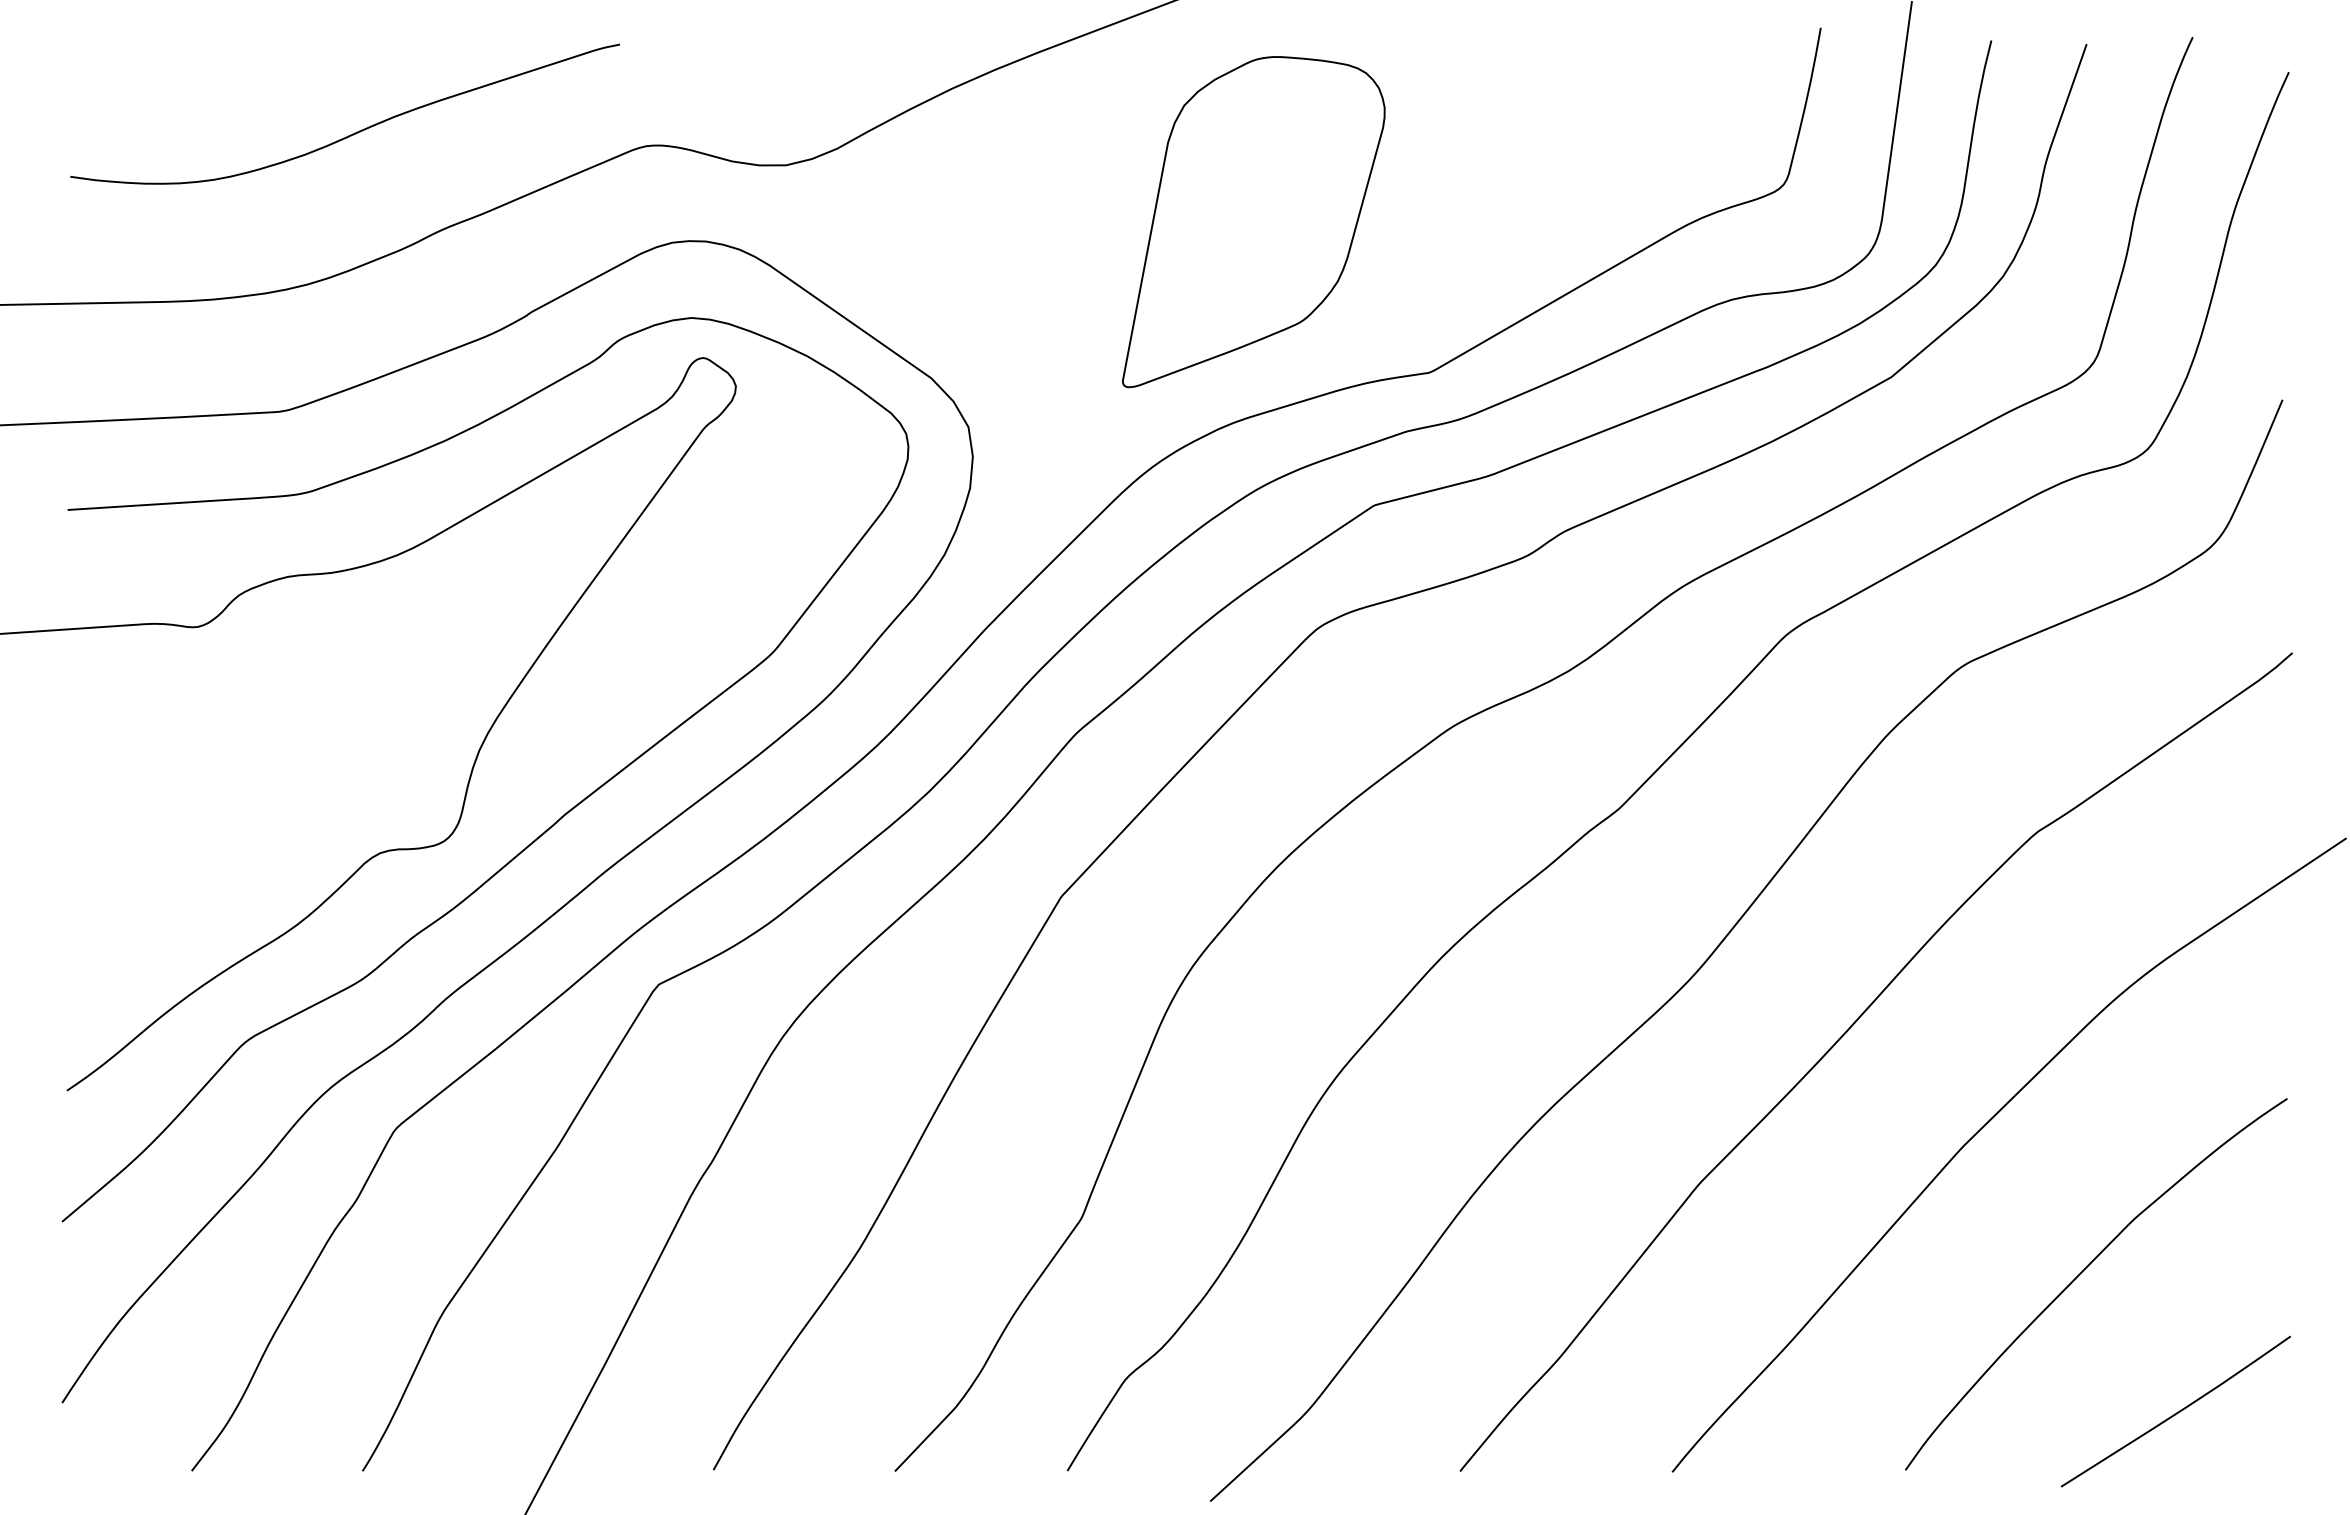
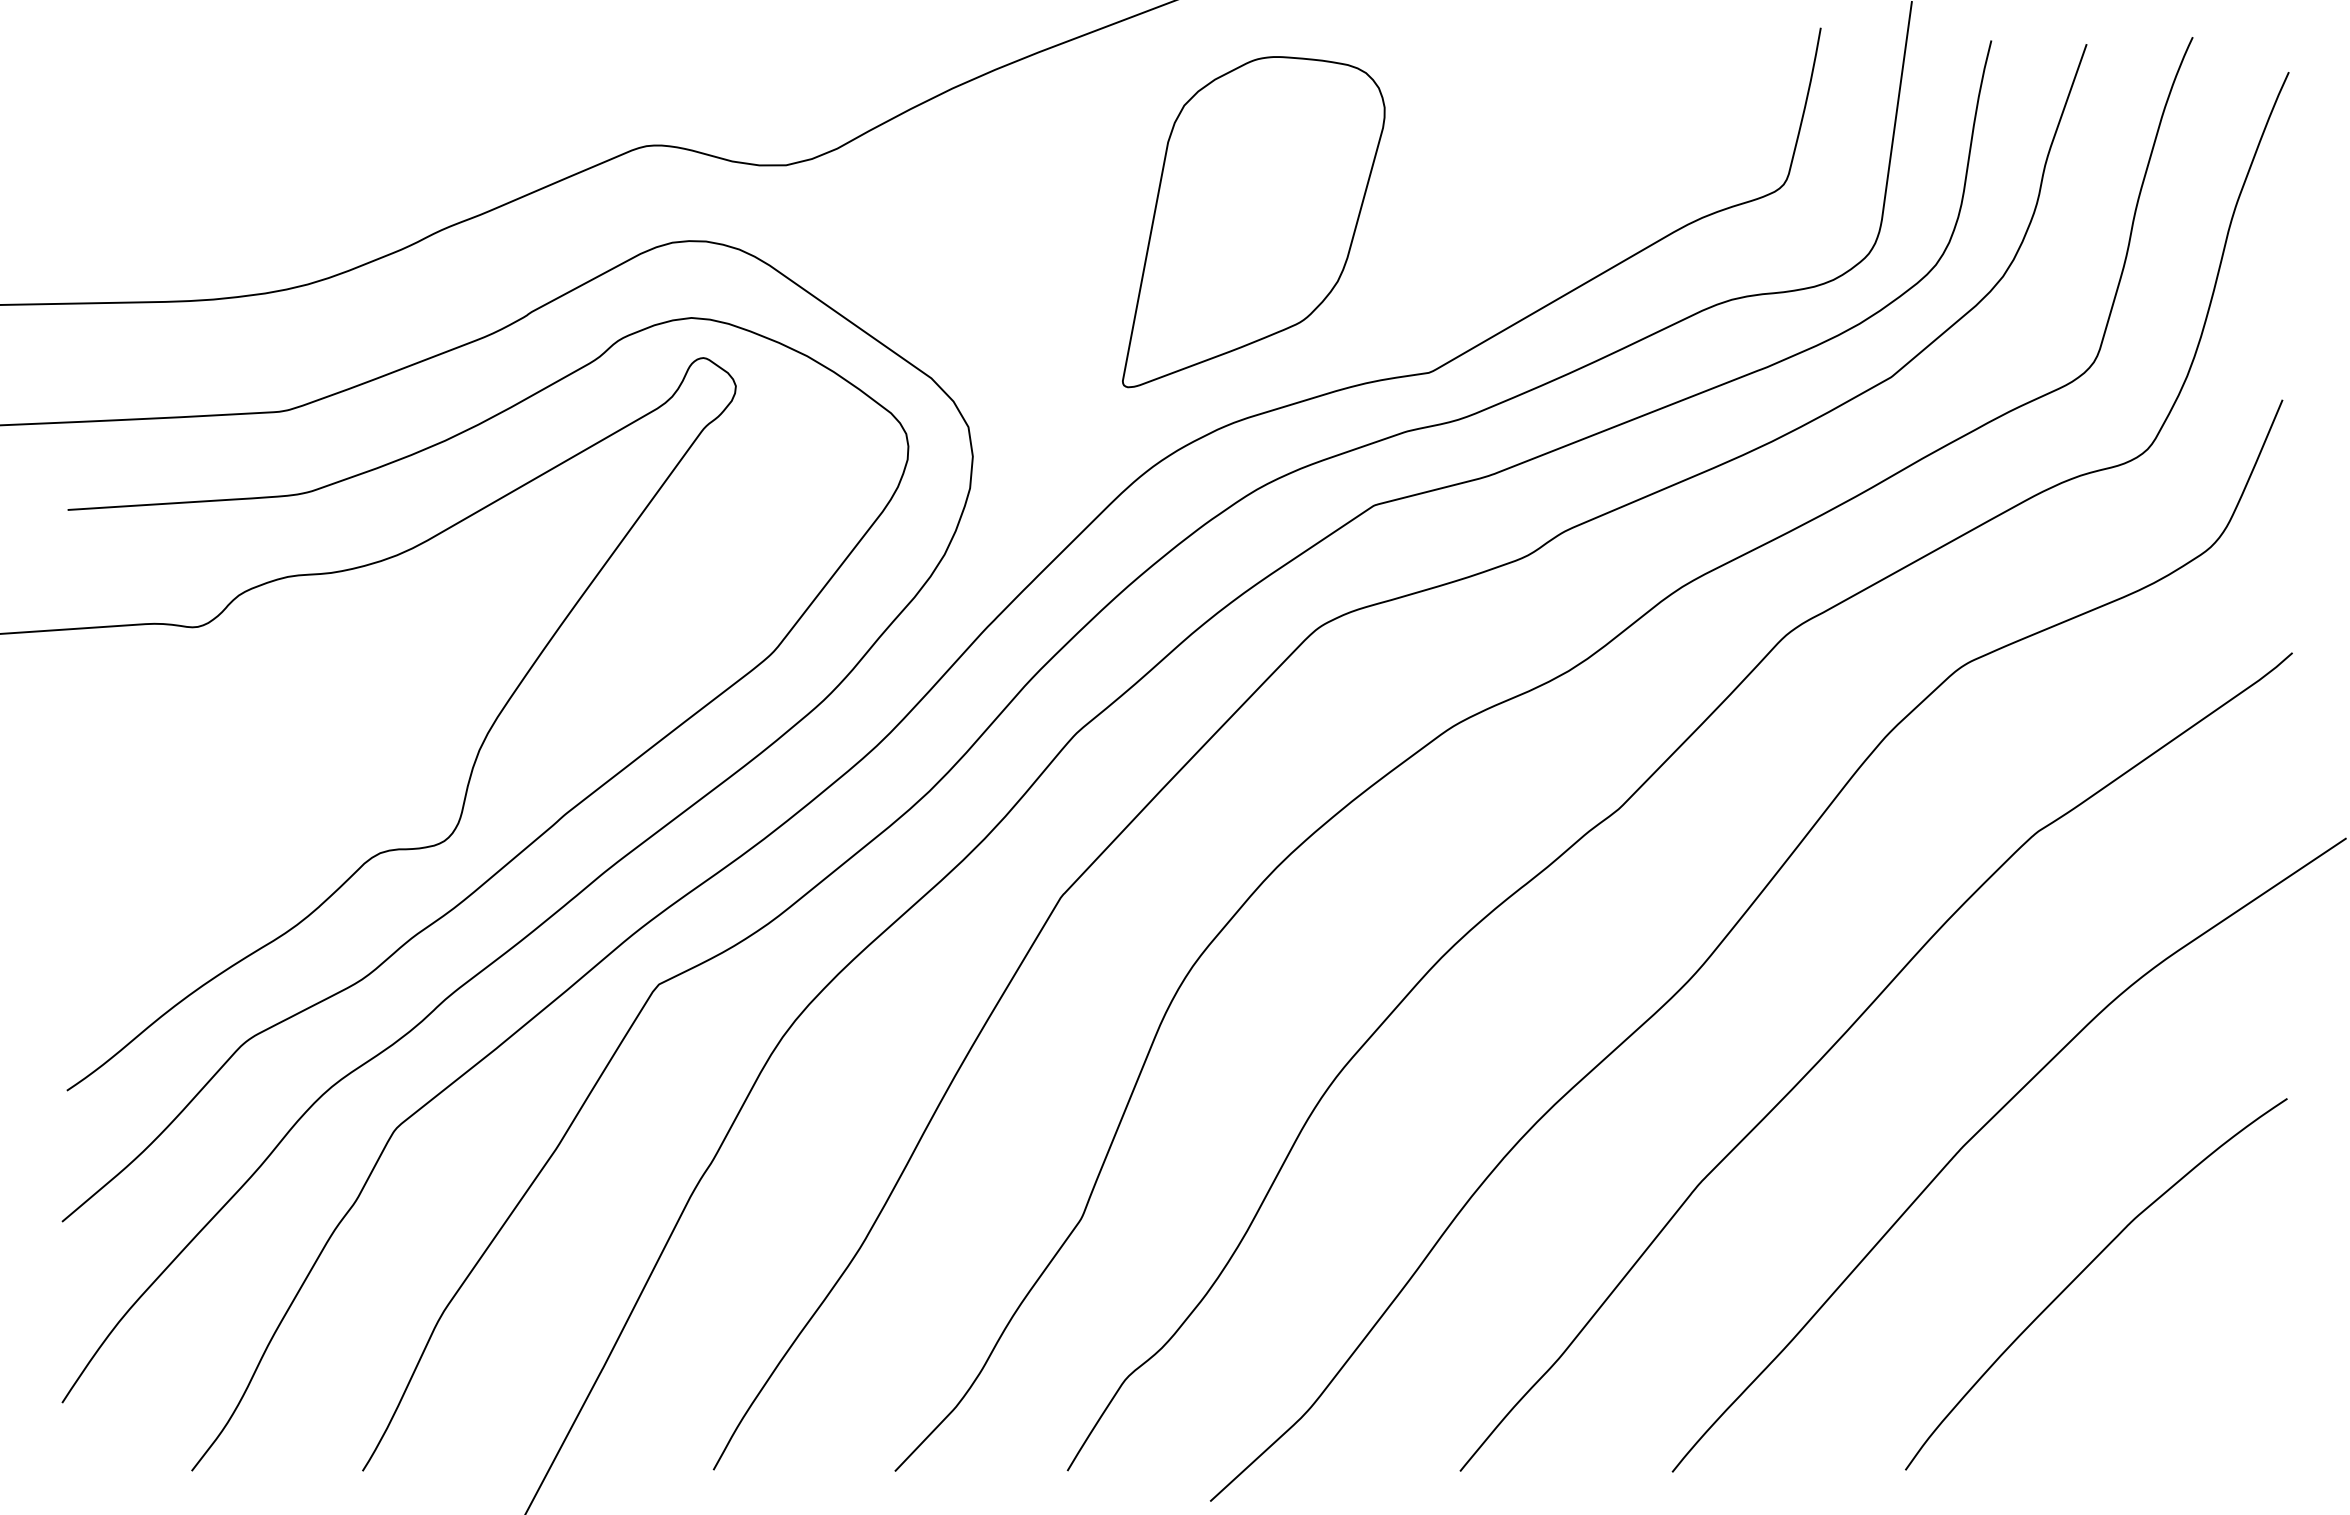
curve: present -> none (354, 132)
curve: present -> none (2176, 1412)
